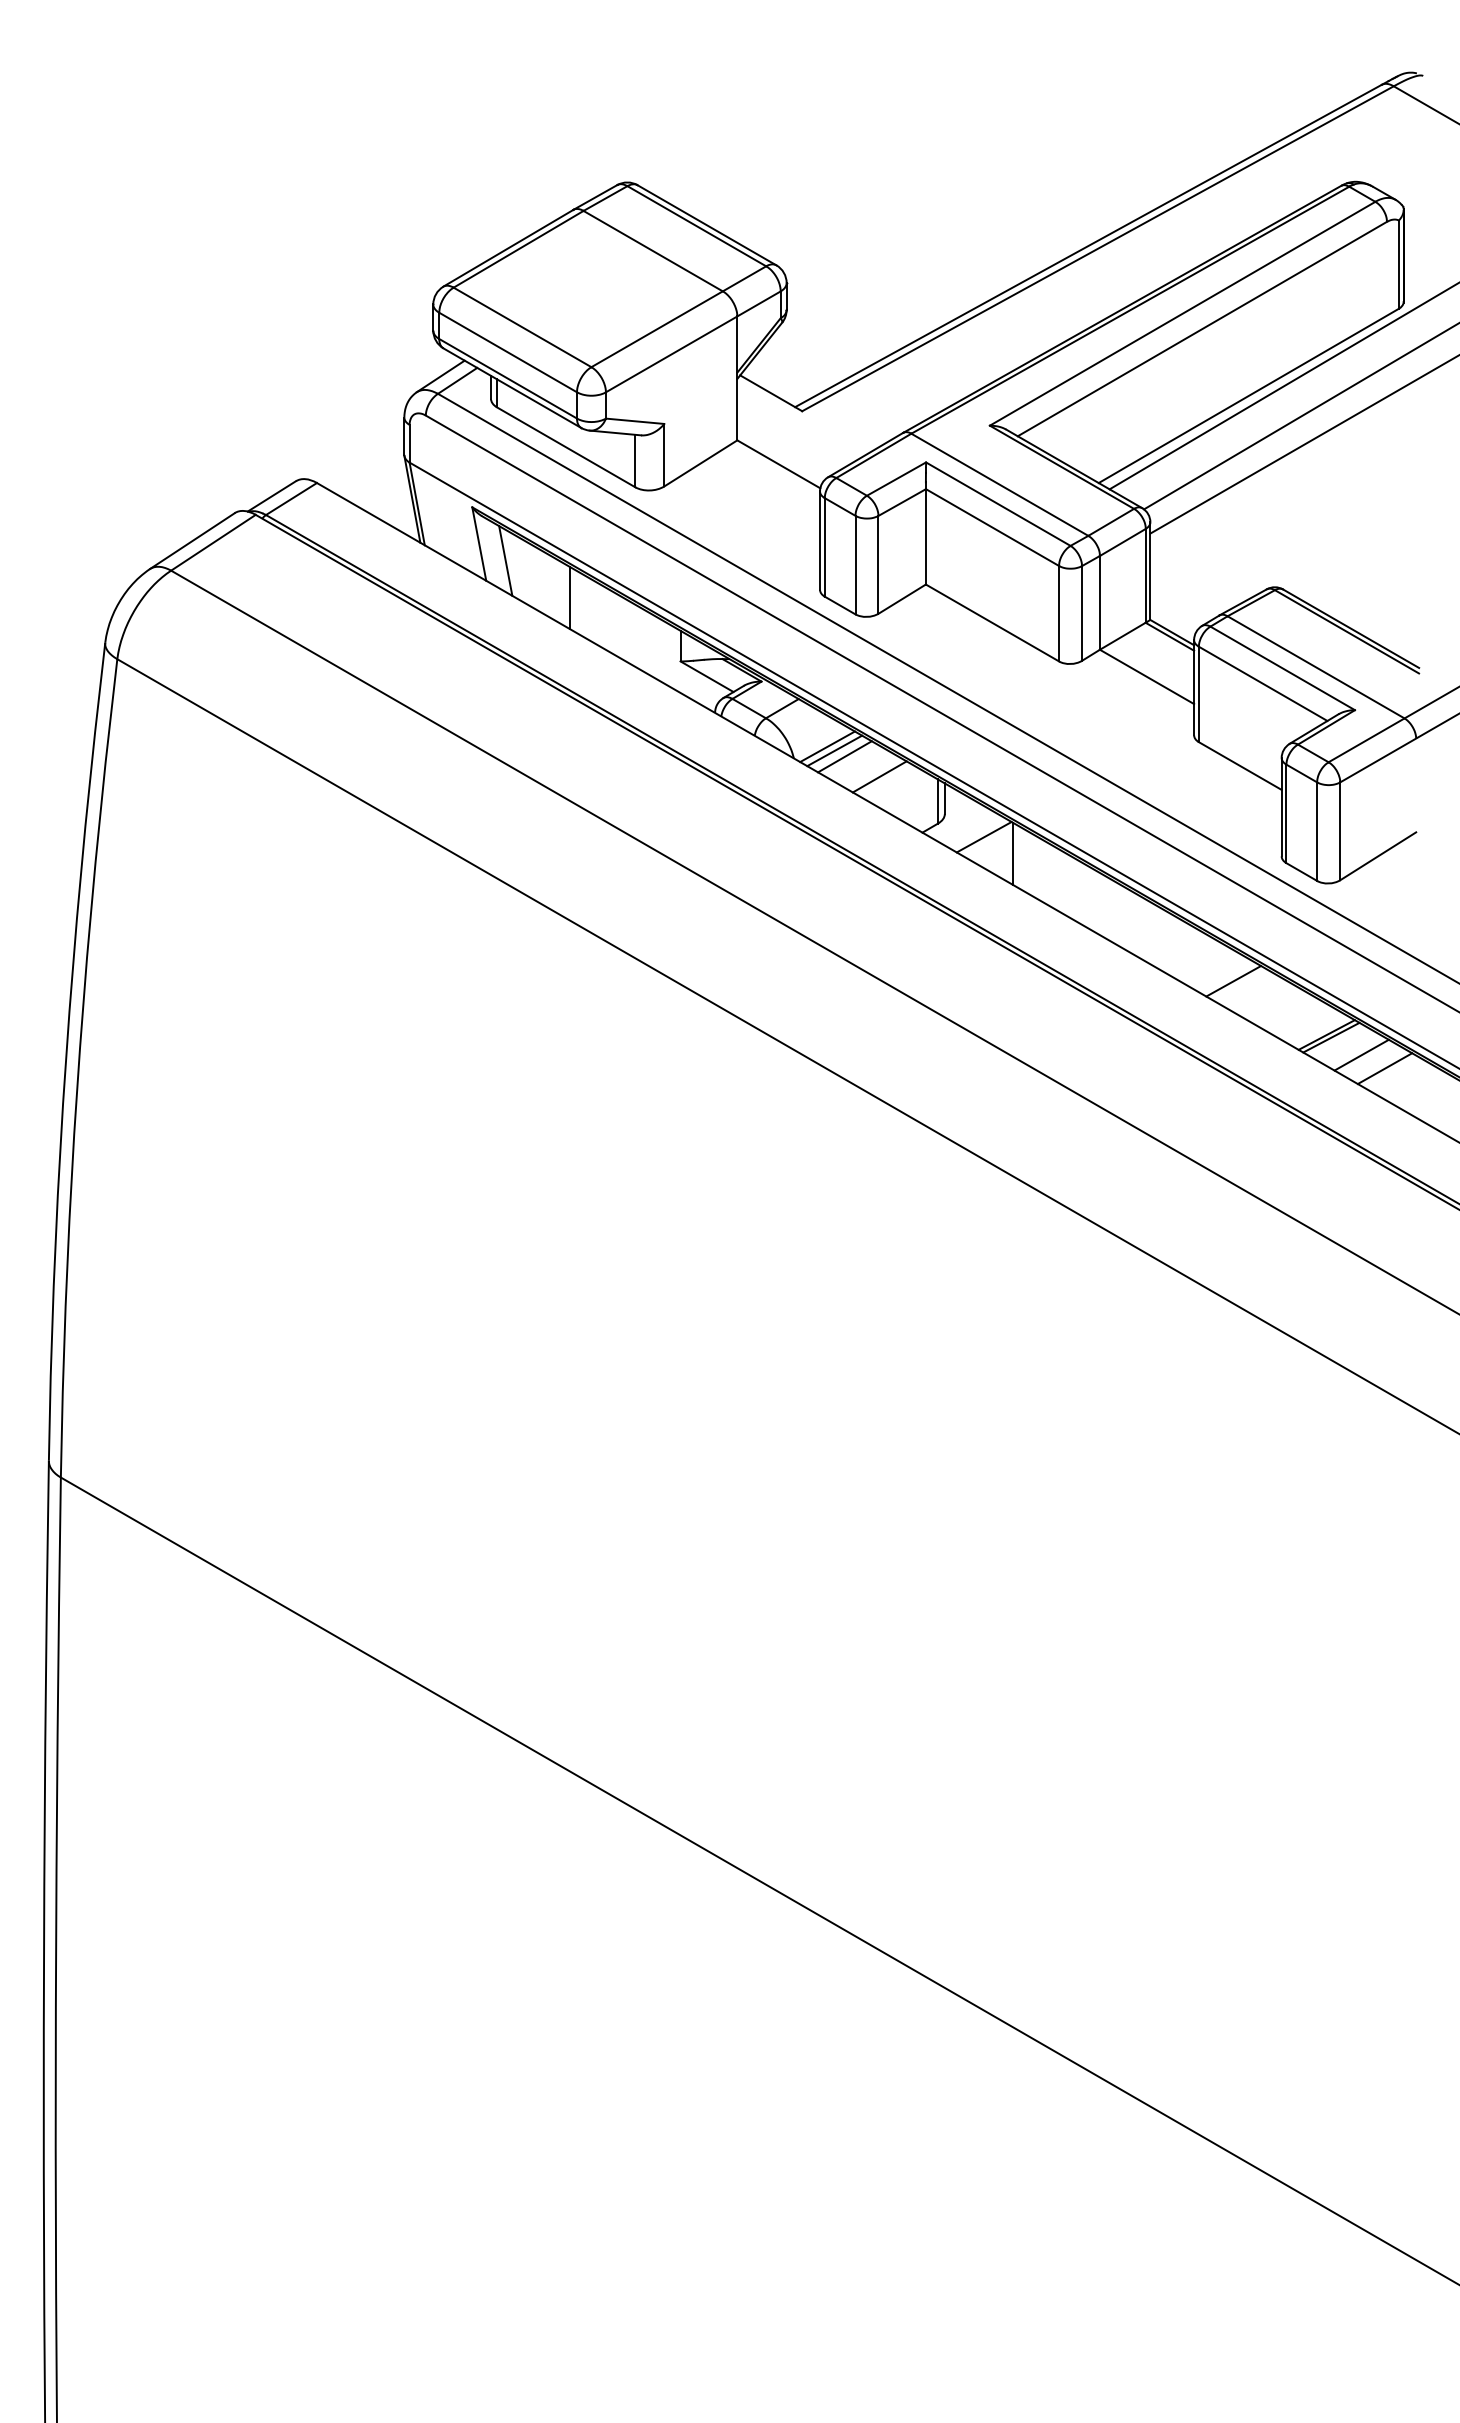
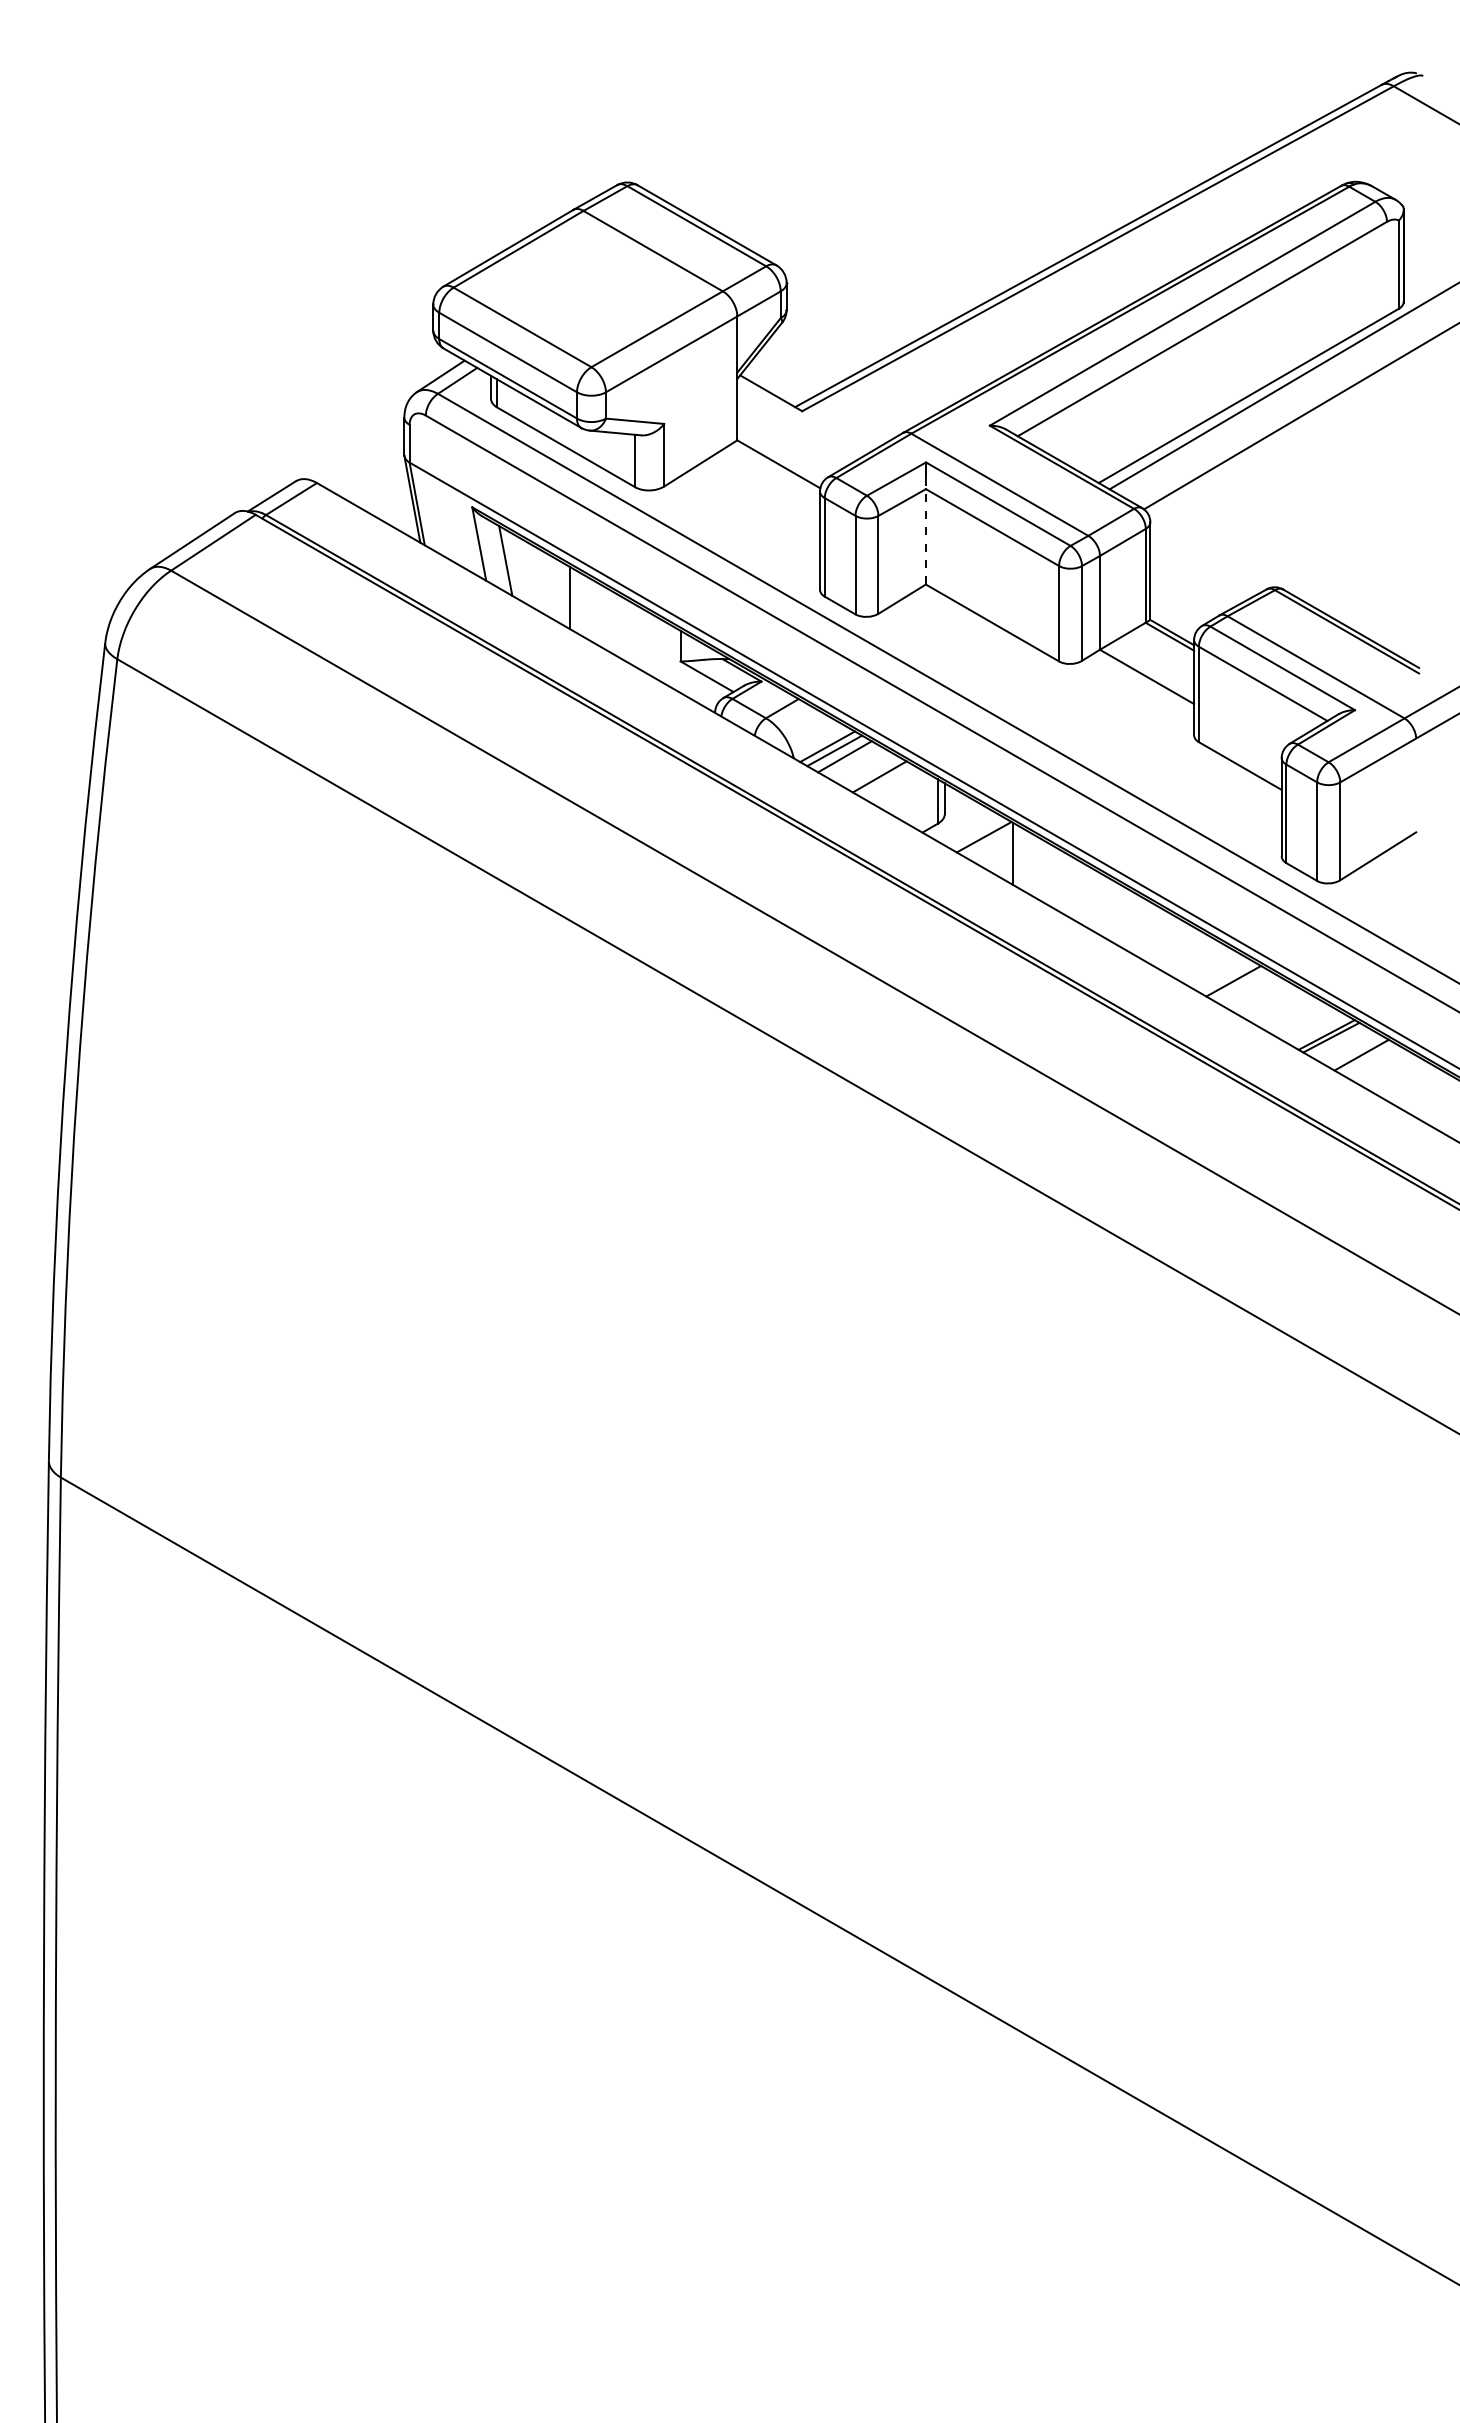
line: present -> none (1303, 445)
line: solid -> dashed (925, 532)
line: present -> none (1384, 1068)
